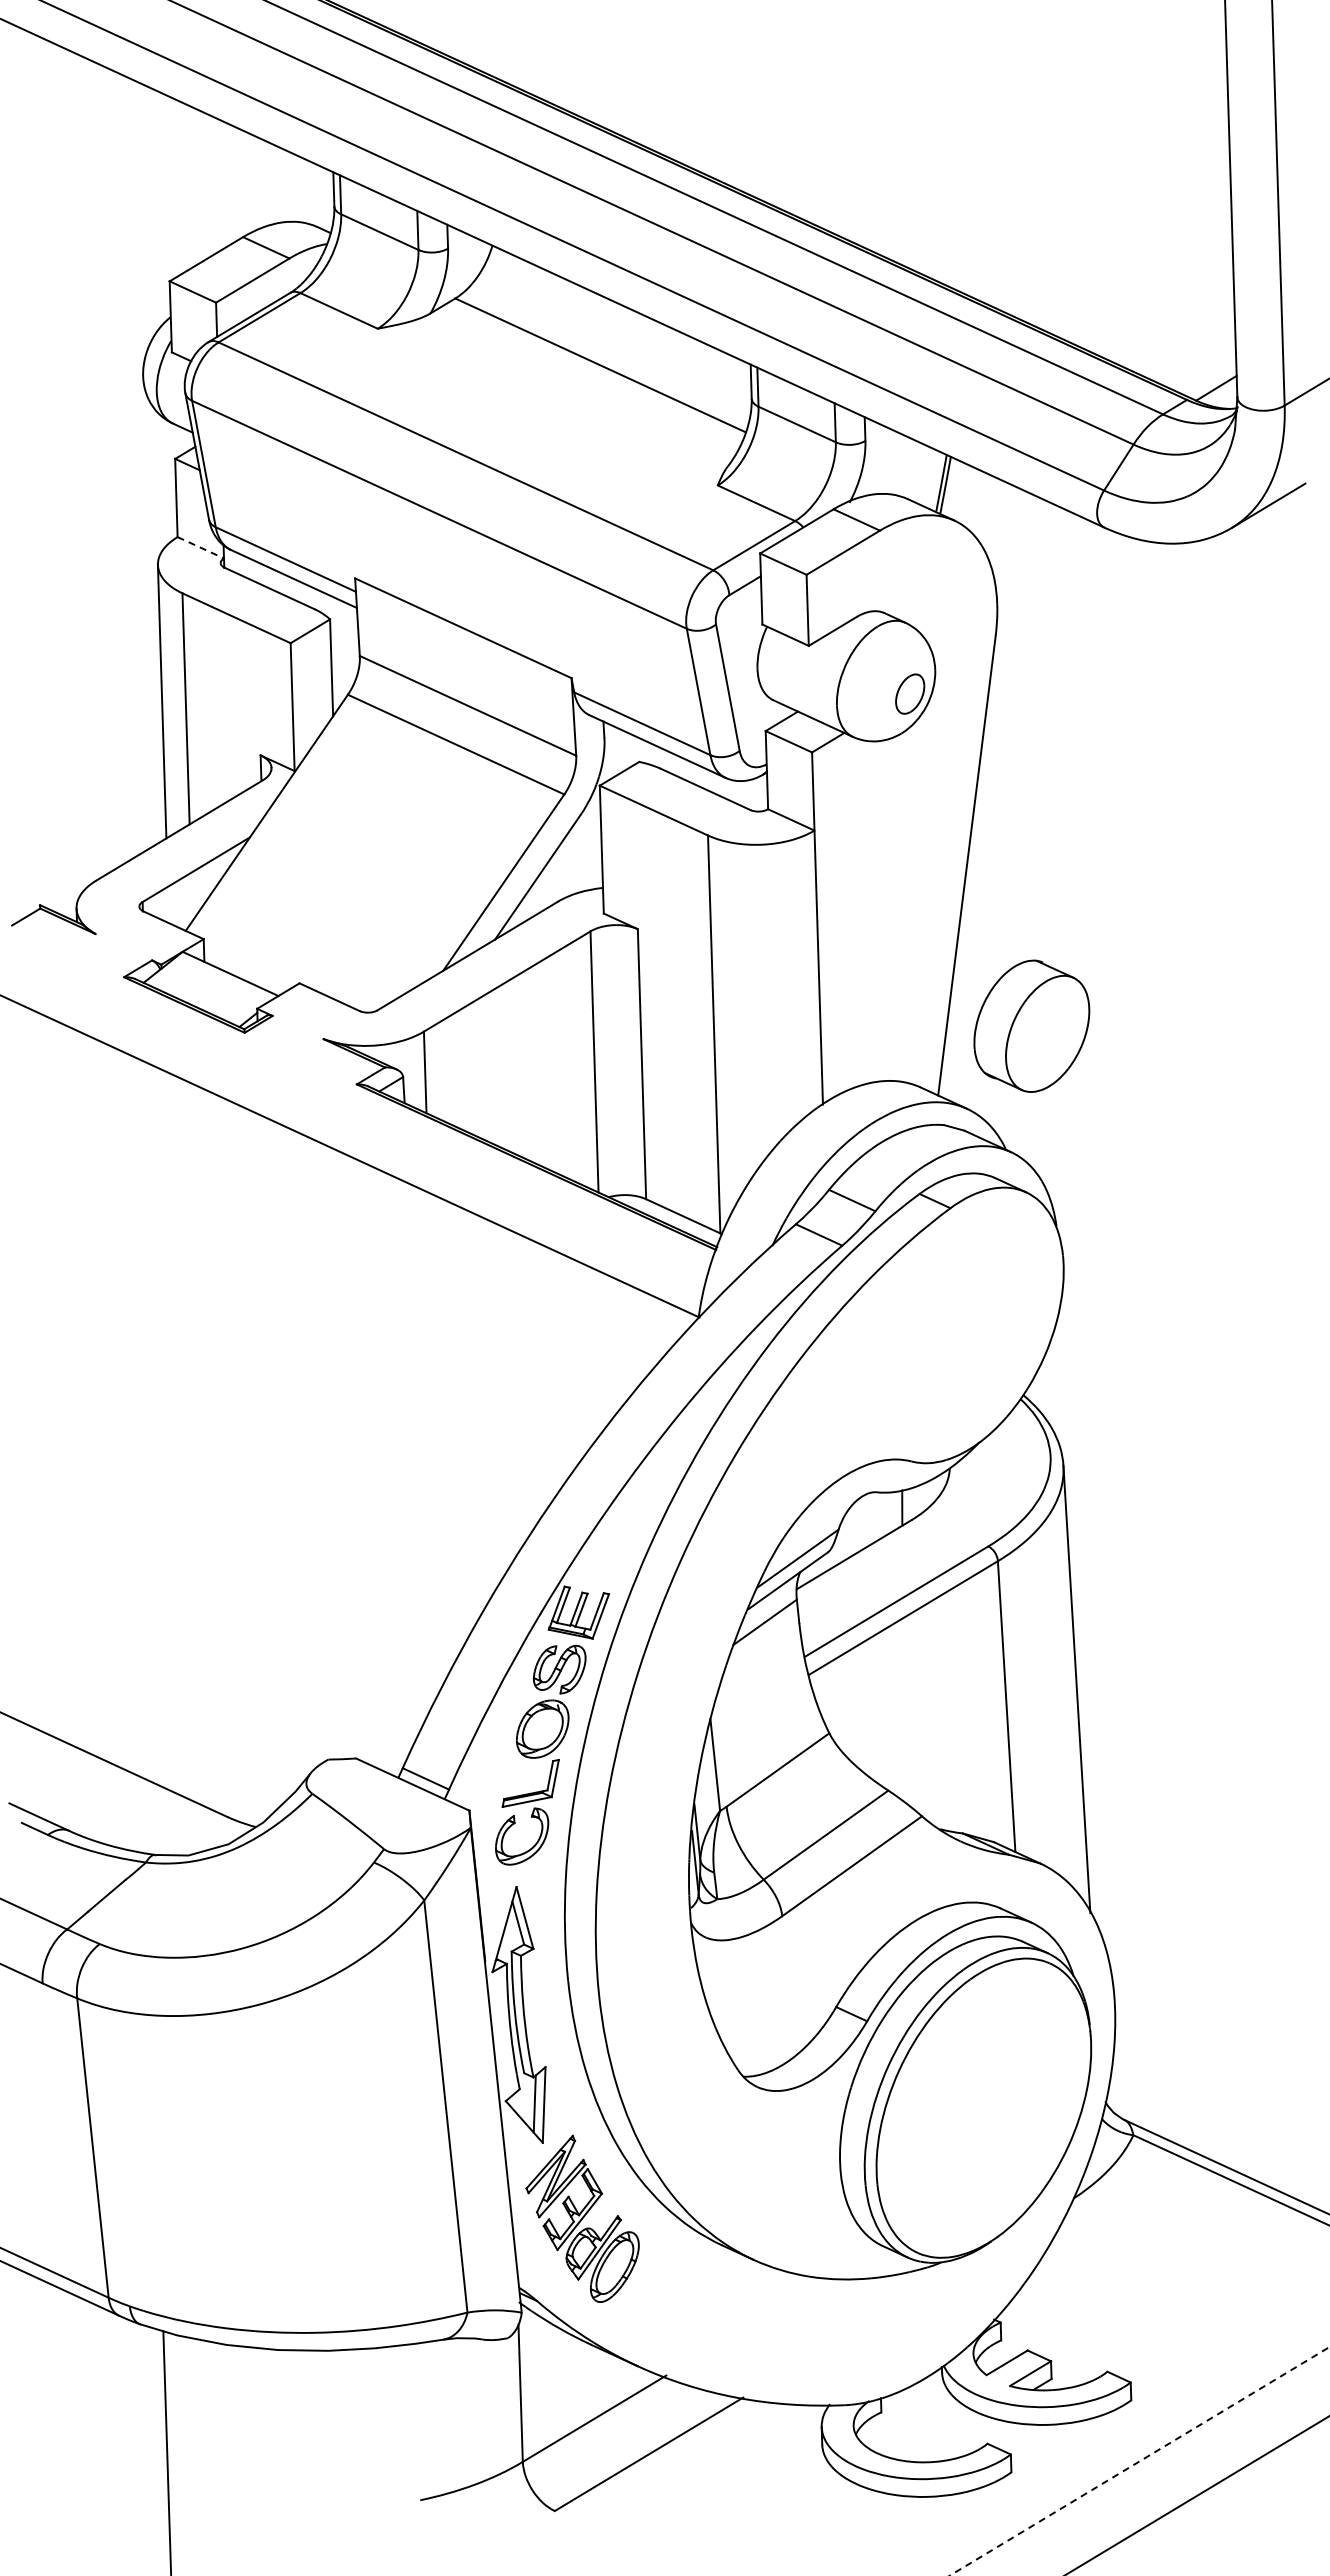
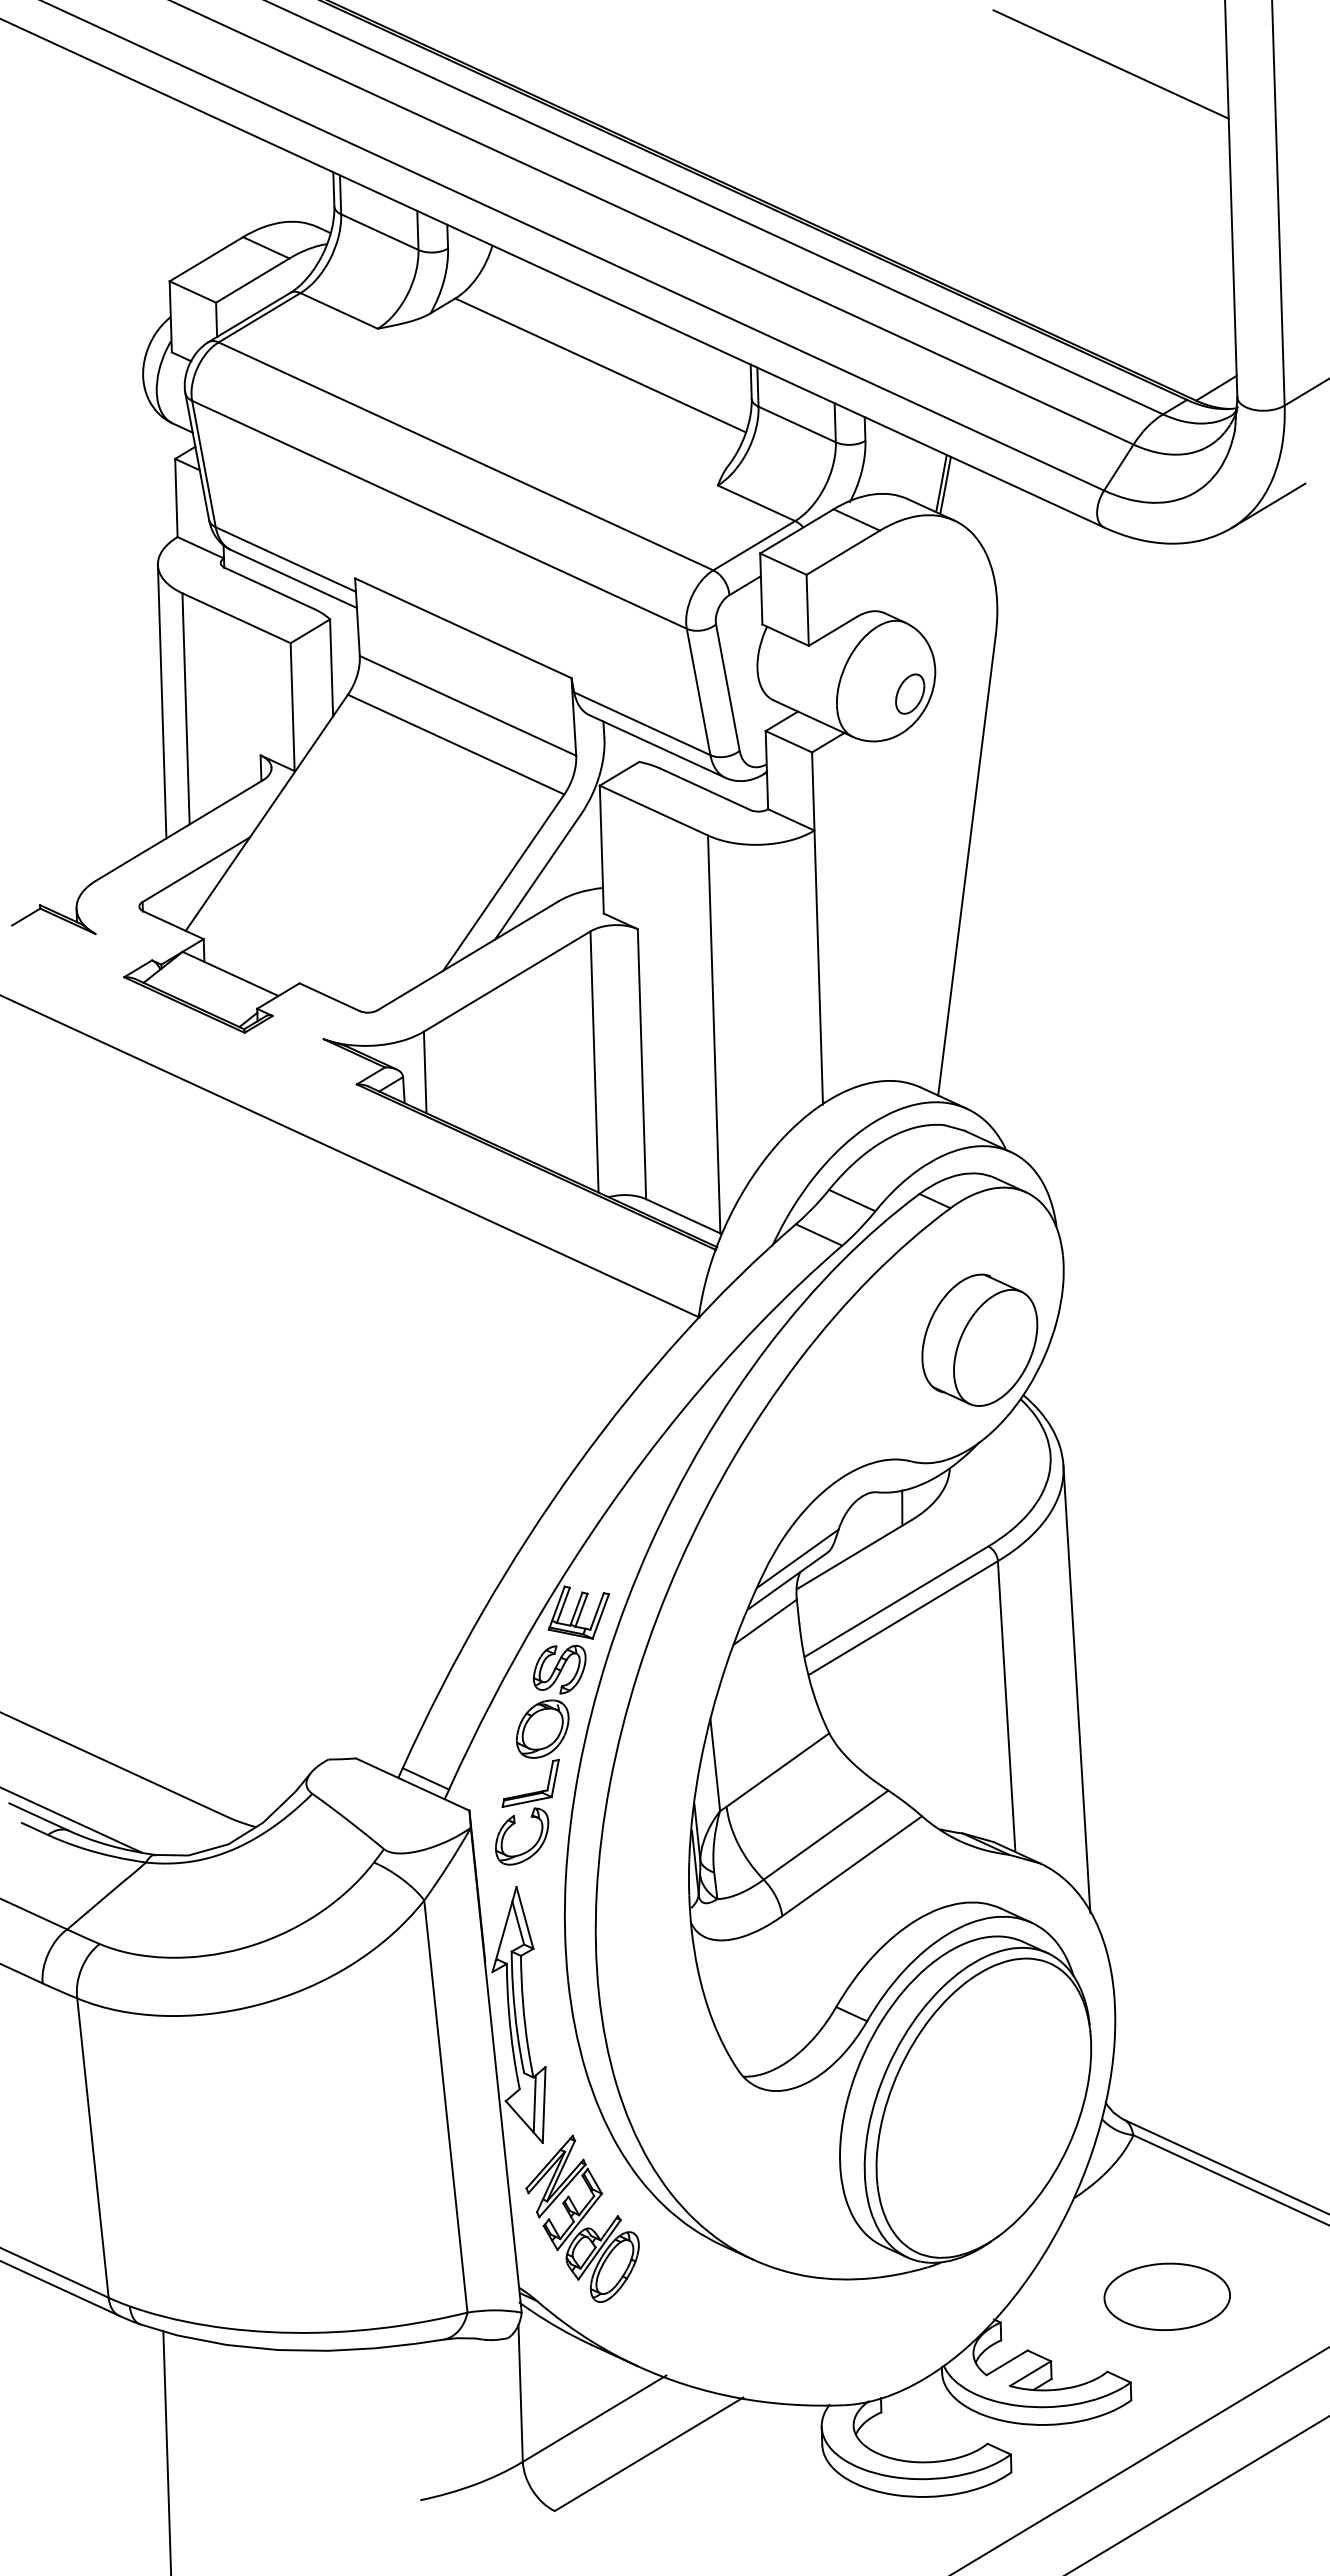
line: none -> present (1110, 64)
line: dashed -> solid (200, 547)
part position: (1031, 1025) -> (979, 1339) (979, 1339)
line: none -> present (71, 1820)
part: none -> present (1166, 2296)
line: dashed -> solid (1140, 2461)
